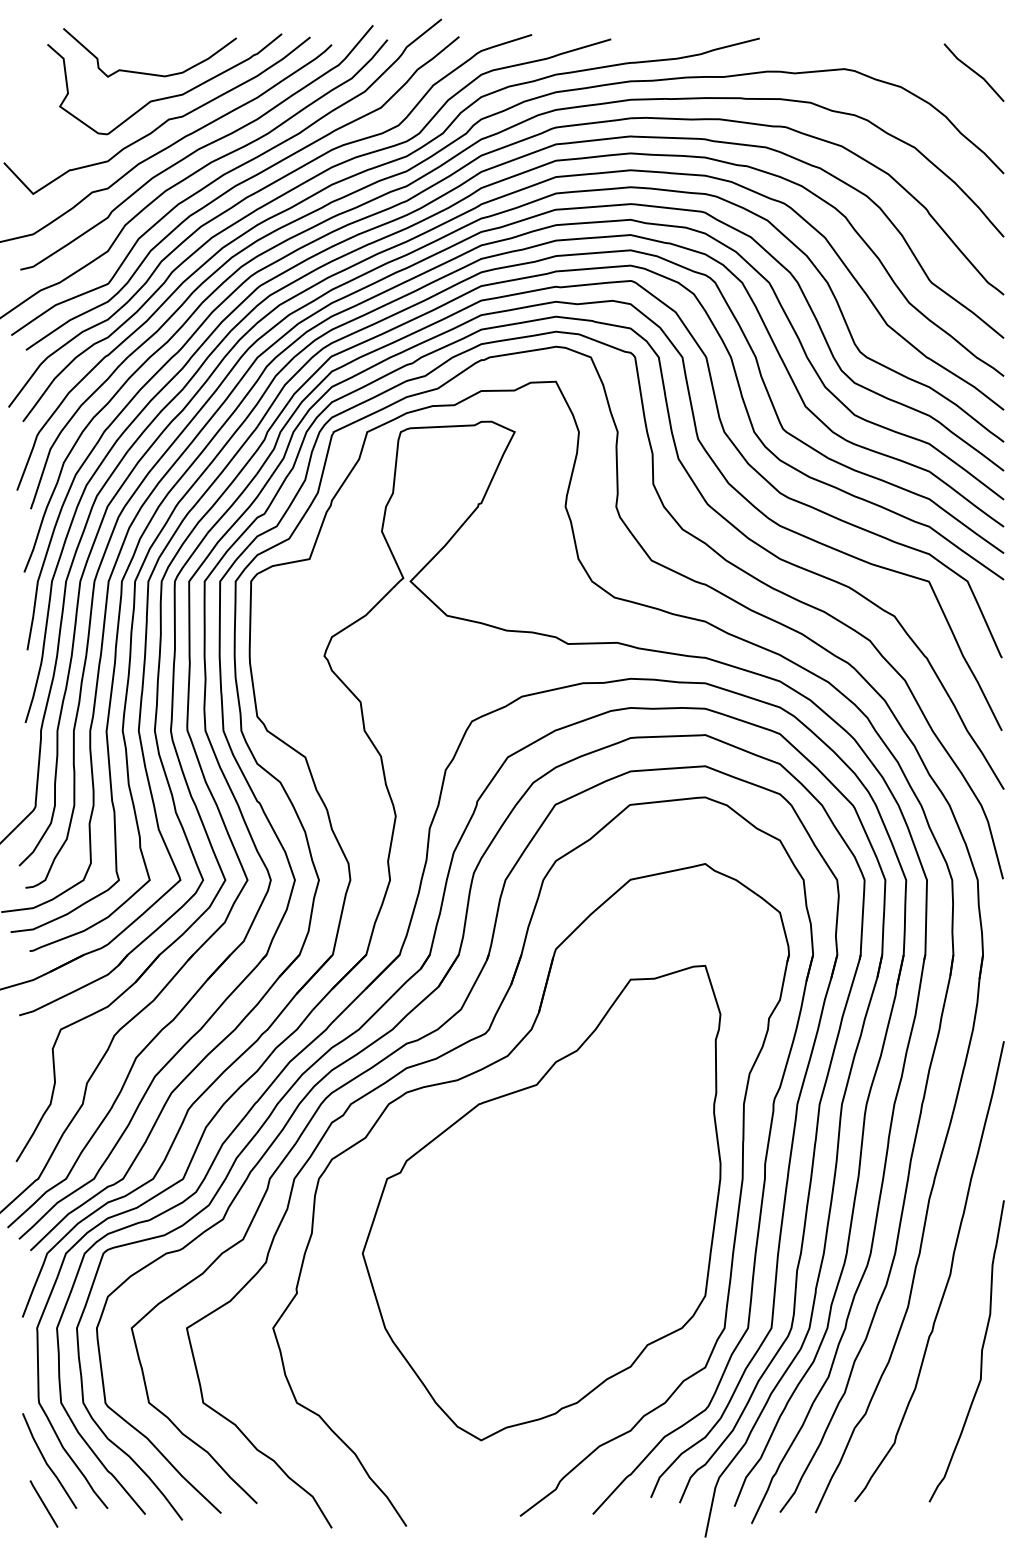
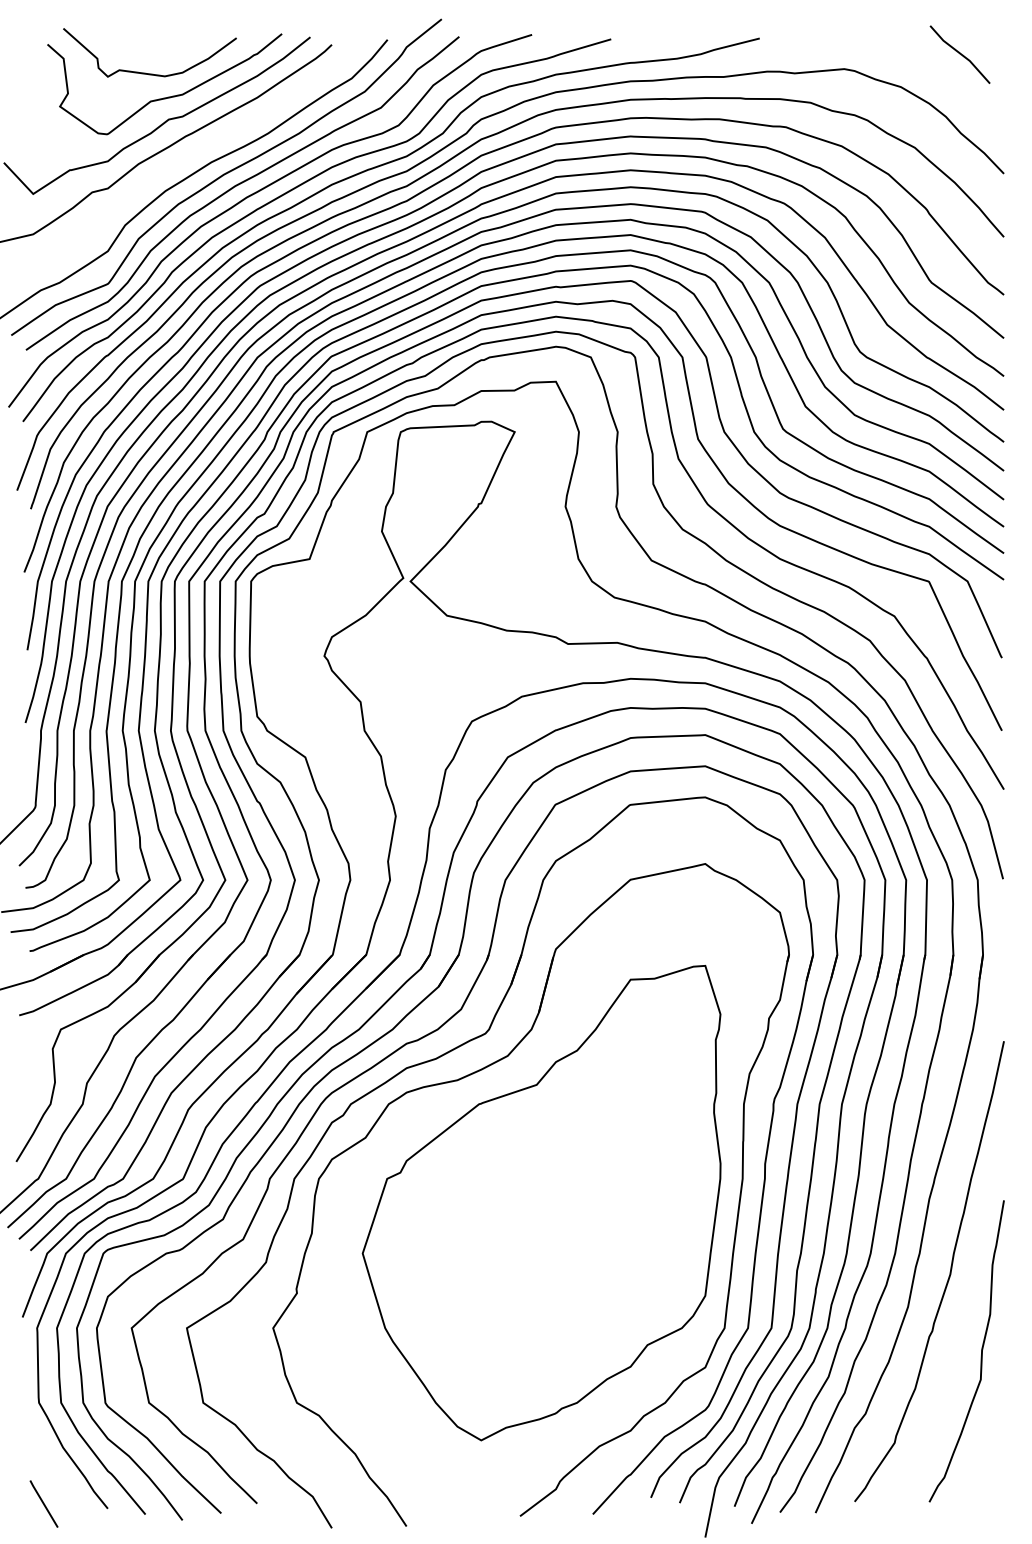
line position: (973, 72) -> (959, 54) (959, 54)
curve: present -> none (197, 148)
line: present -> none (47, 1462)
